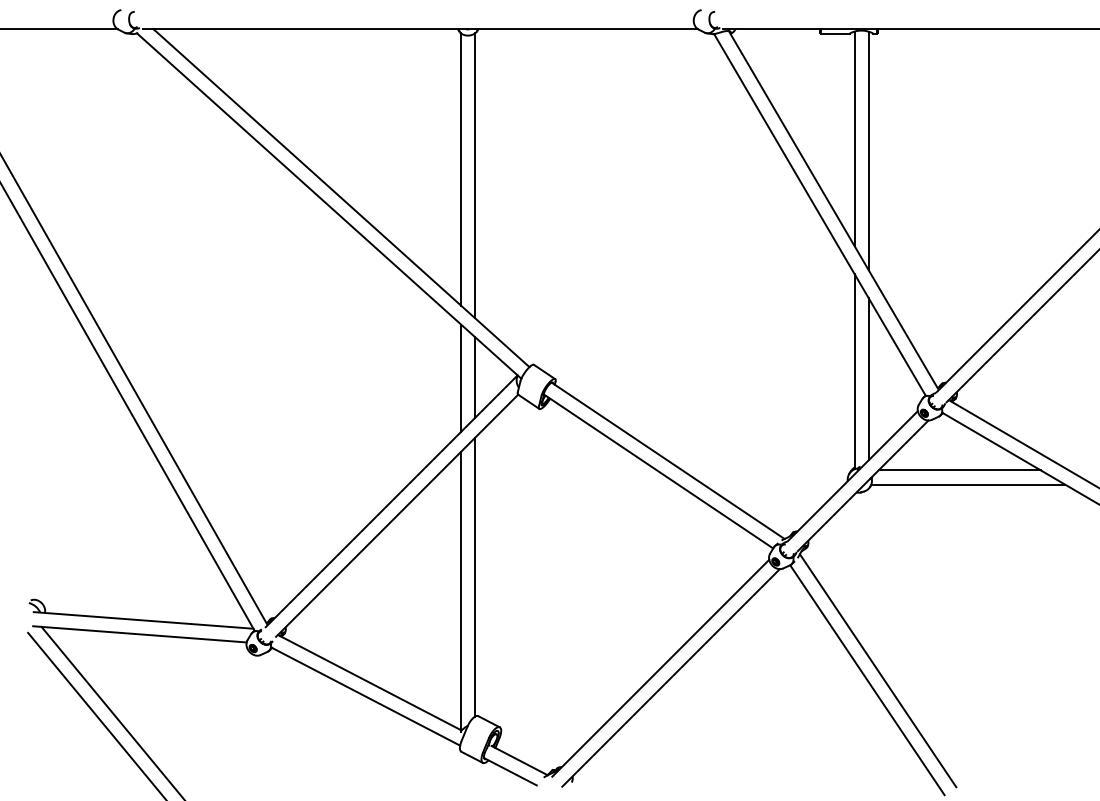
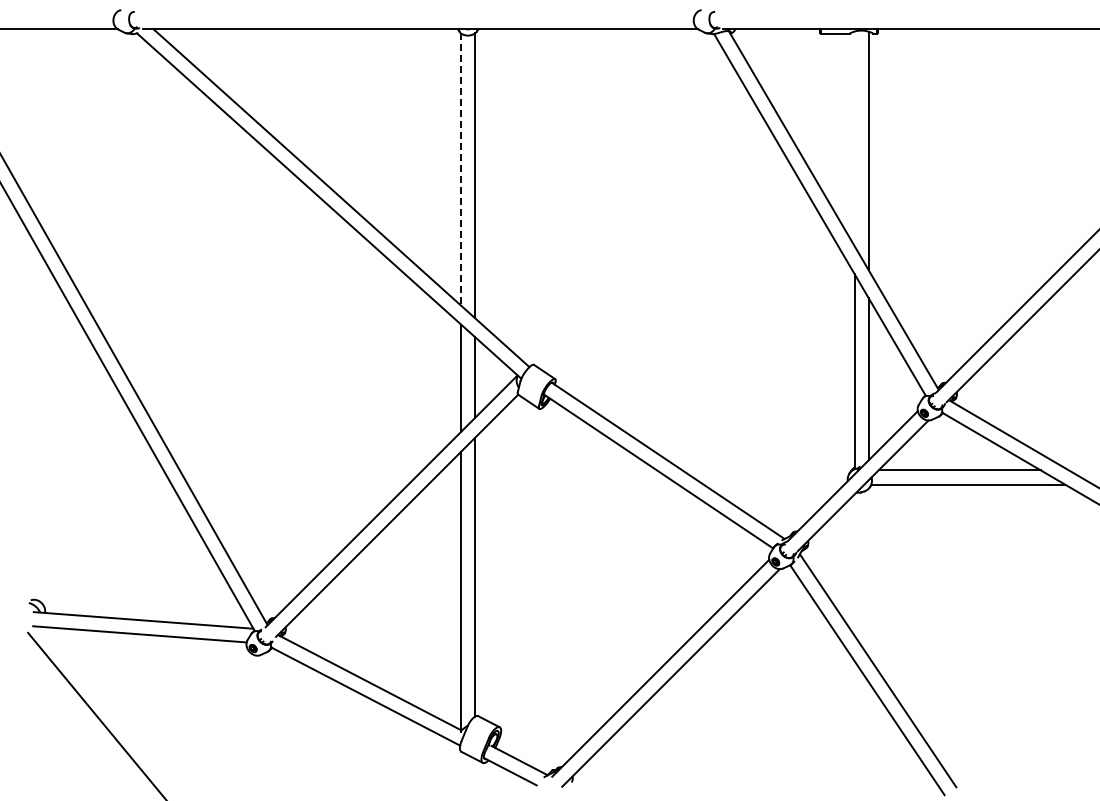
line: present -> none (854, 138)
line: solid -> dashed (461, 170)
line: present -> none (111, 711)
